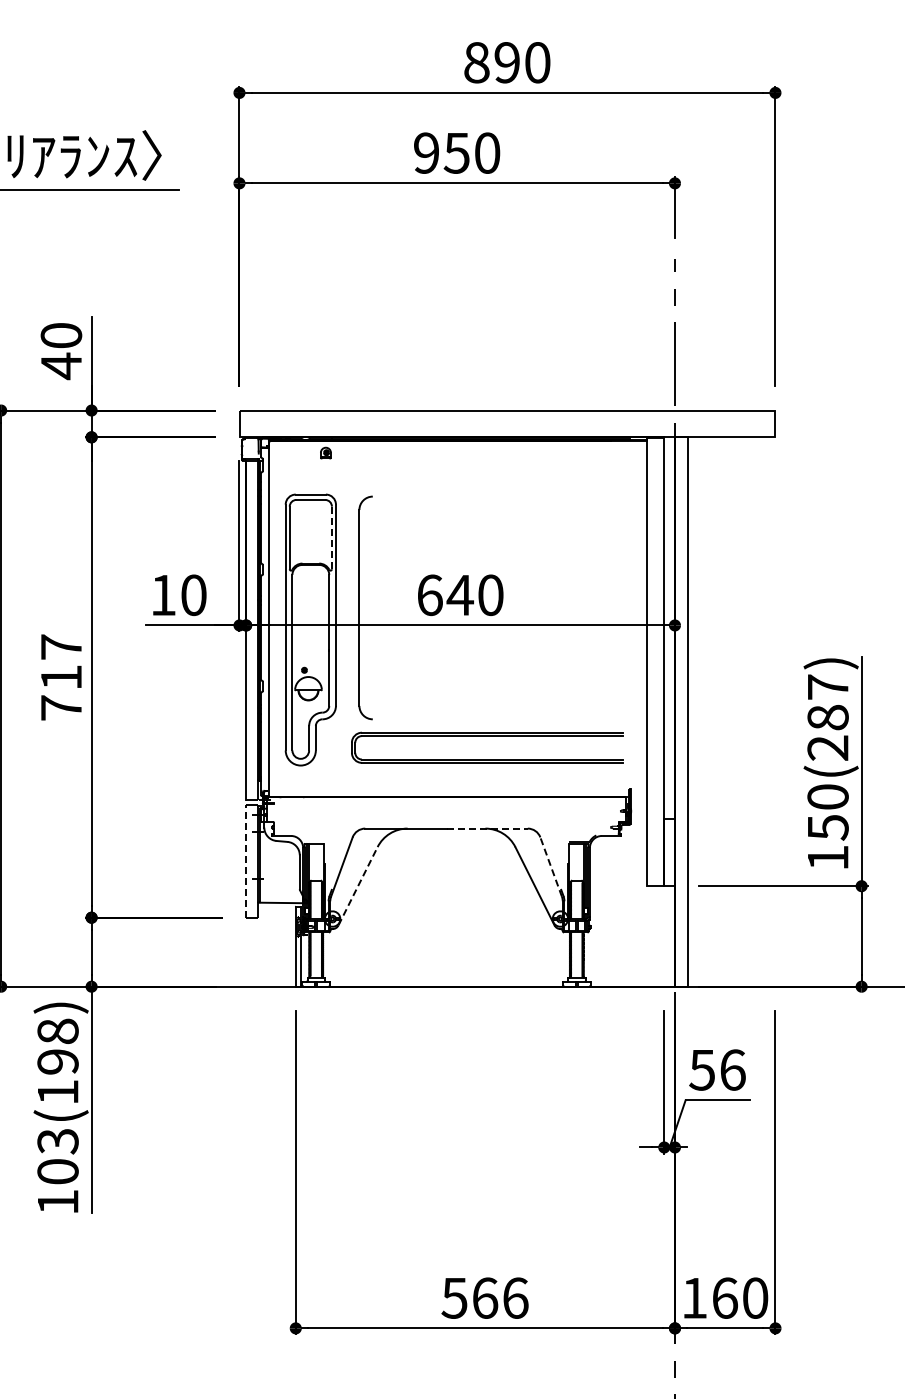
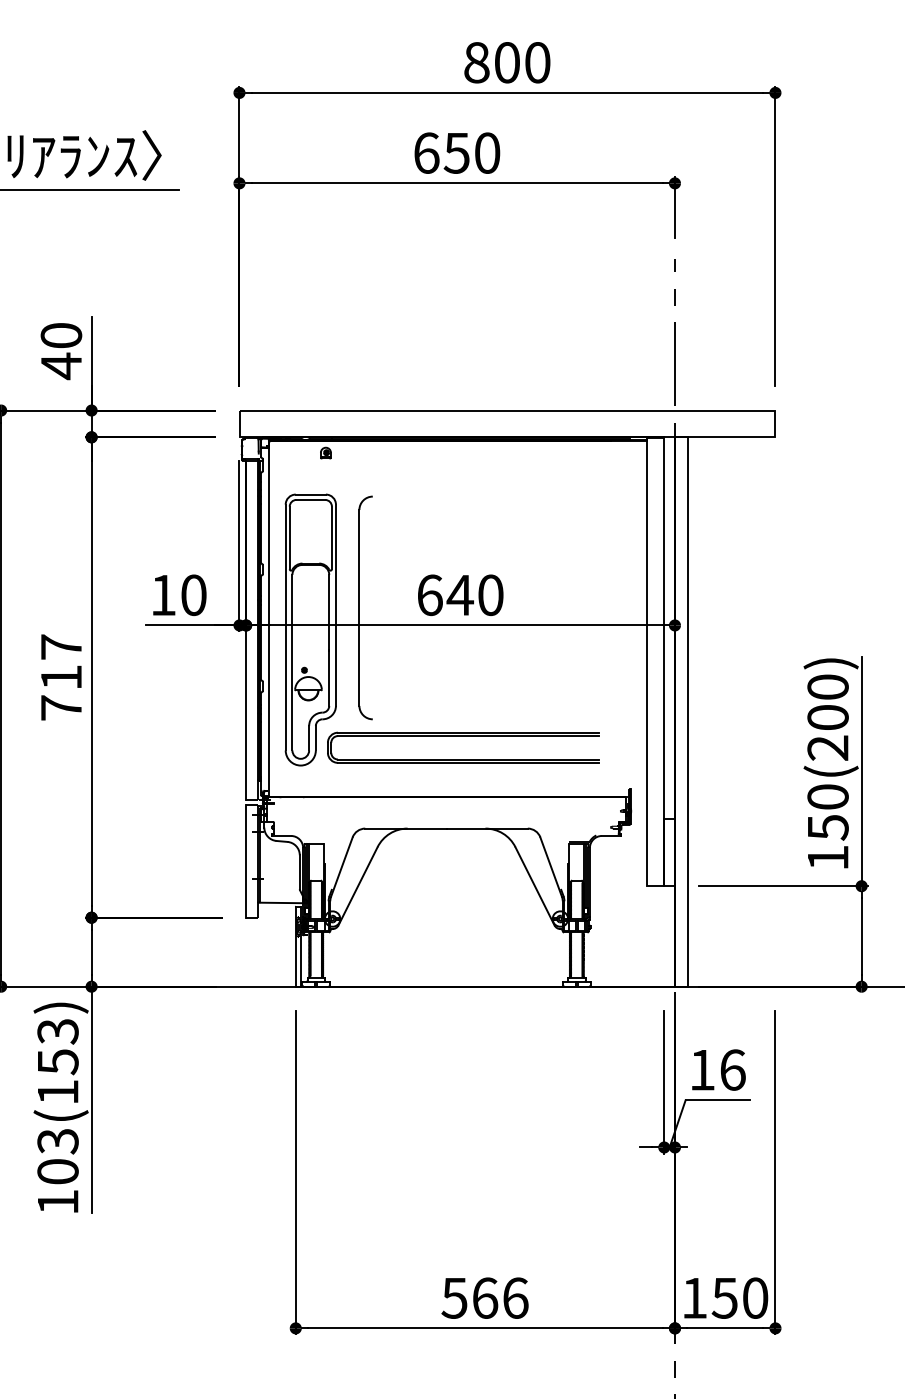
text: 890 -> 800 (506, 62)
text: 950 -> 650 (426, 152)
line: dashed -> solid (331, 538)
text: 150(287) -> 150(200) (827, 702)
part position: (487, 736) -> (463, 736) (463, 736)
line: dashed -> solid (487, 828)
line: dashed -> solid (246, 860)
line: dashed -> solid (551, 867)
line: dashed -> solid (358, 886)
text: 103(198) -> 103(153) (57, 1046)
text: 56 -> 16 (701, 1070)
text: 160 -> 150 (724, 1297)
